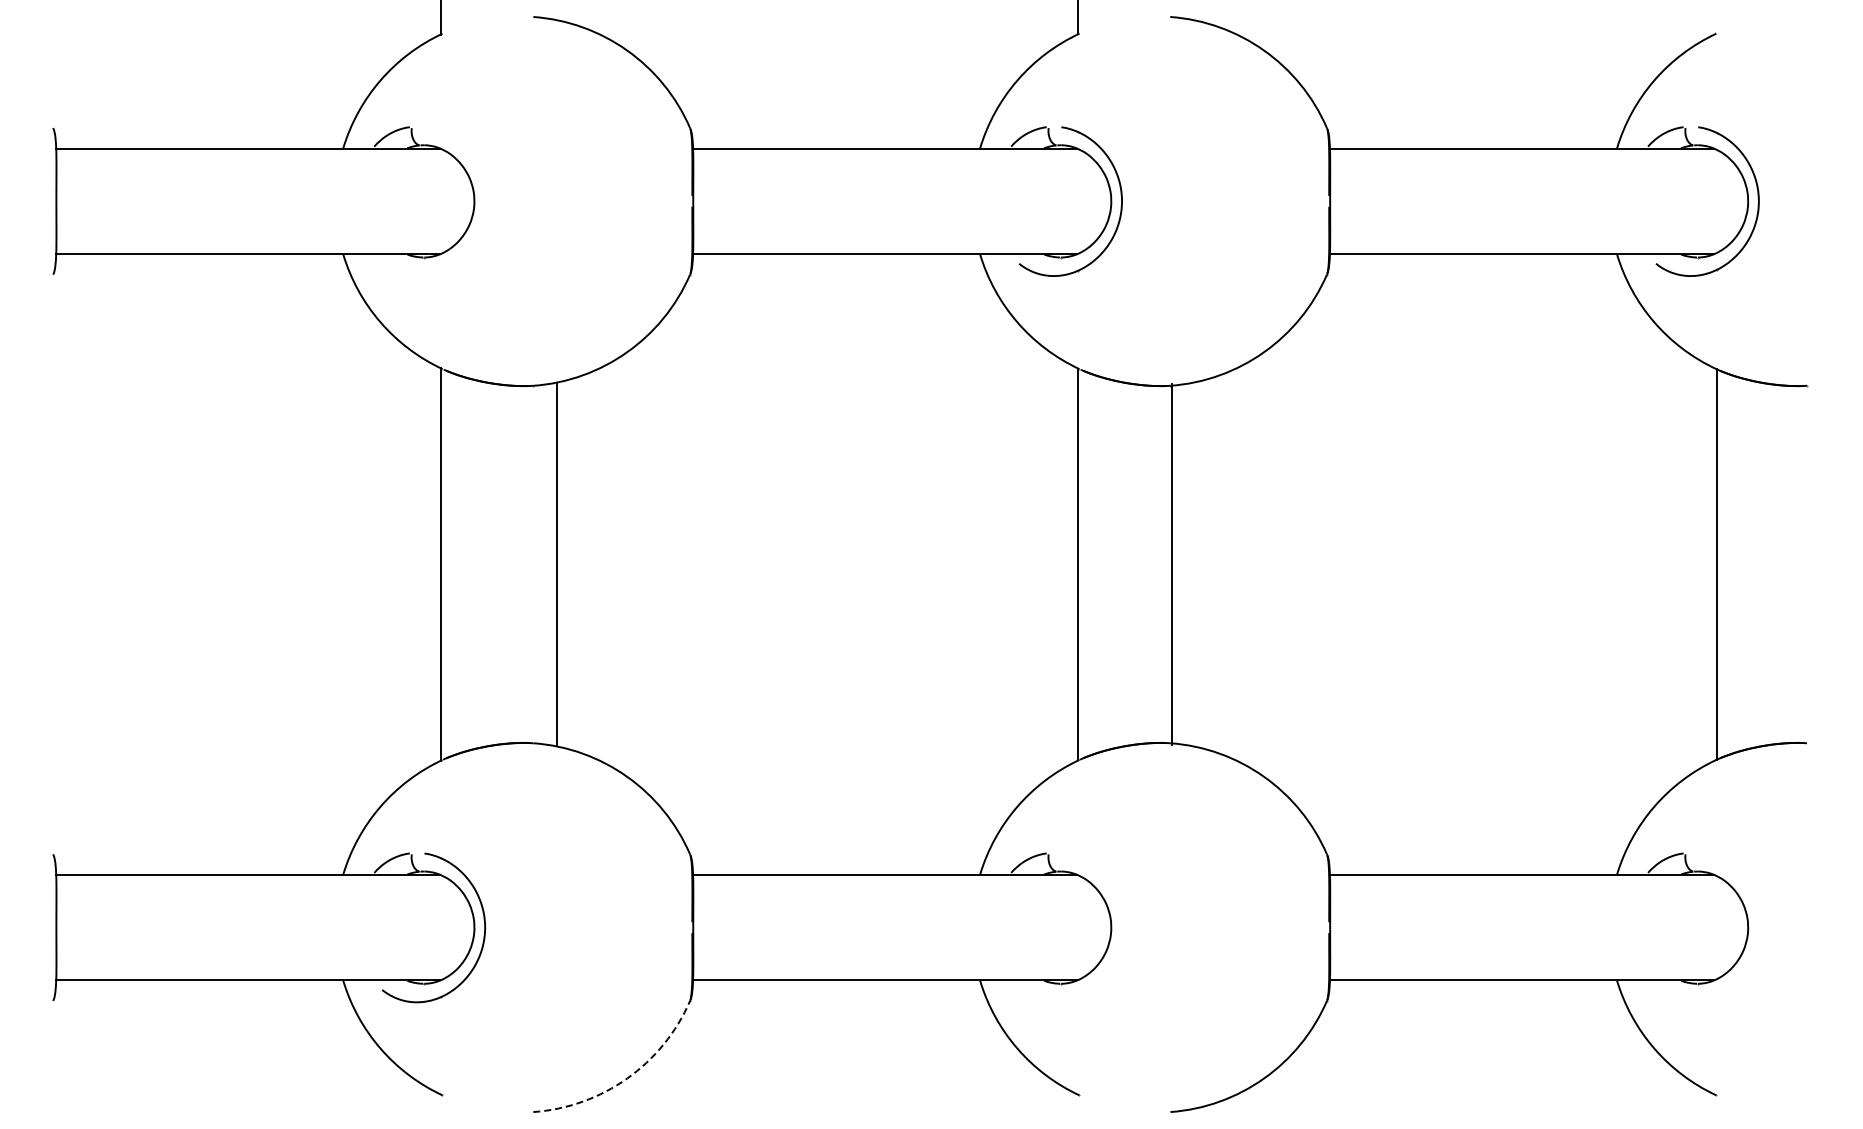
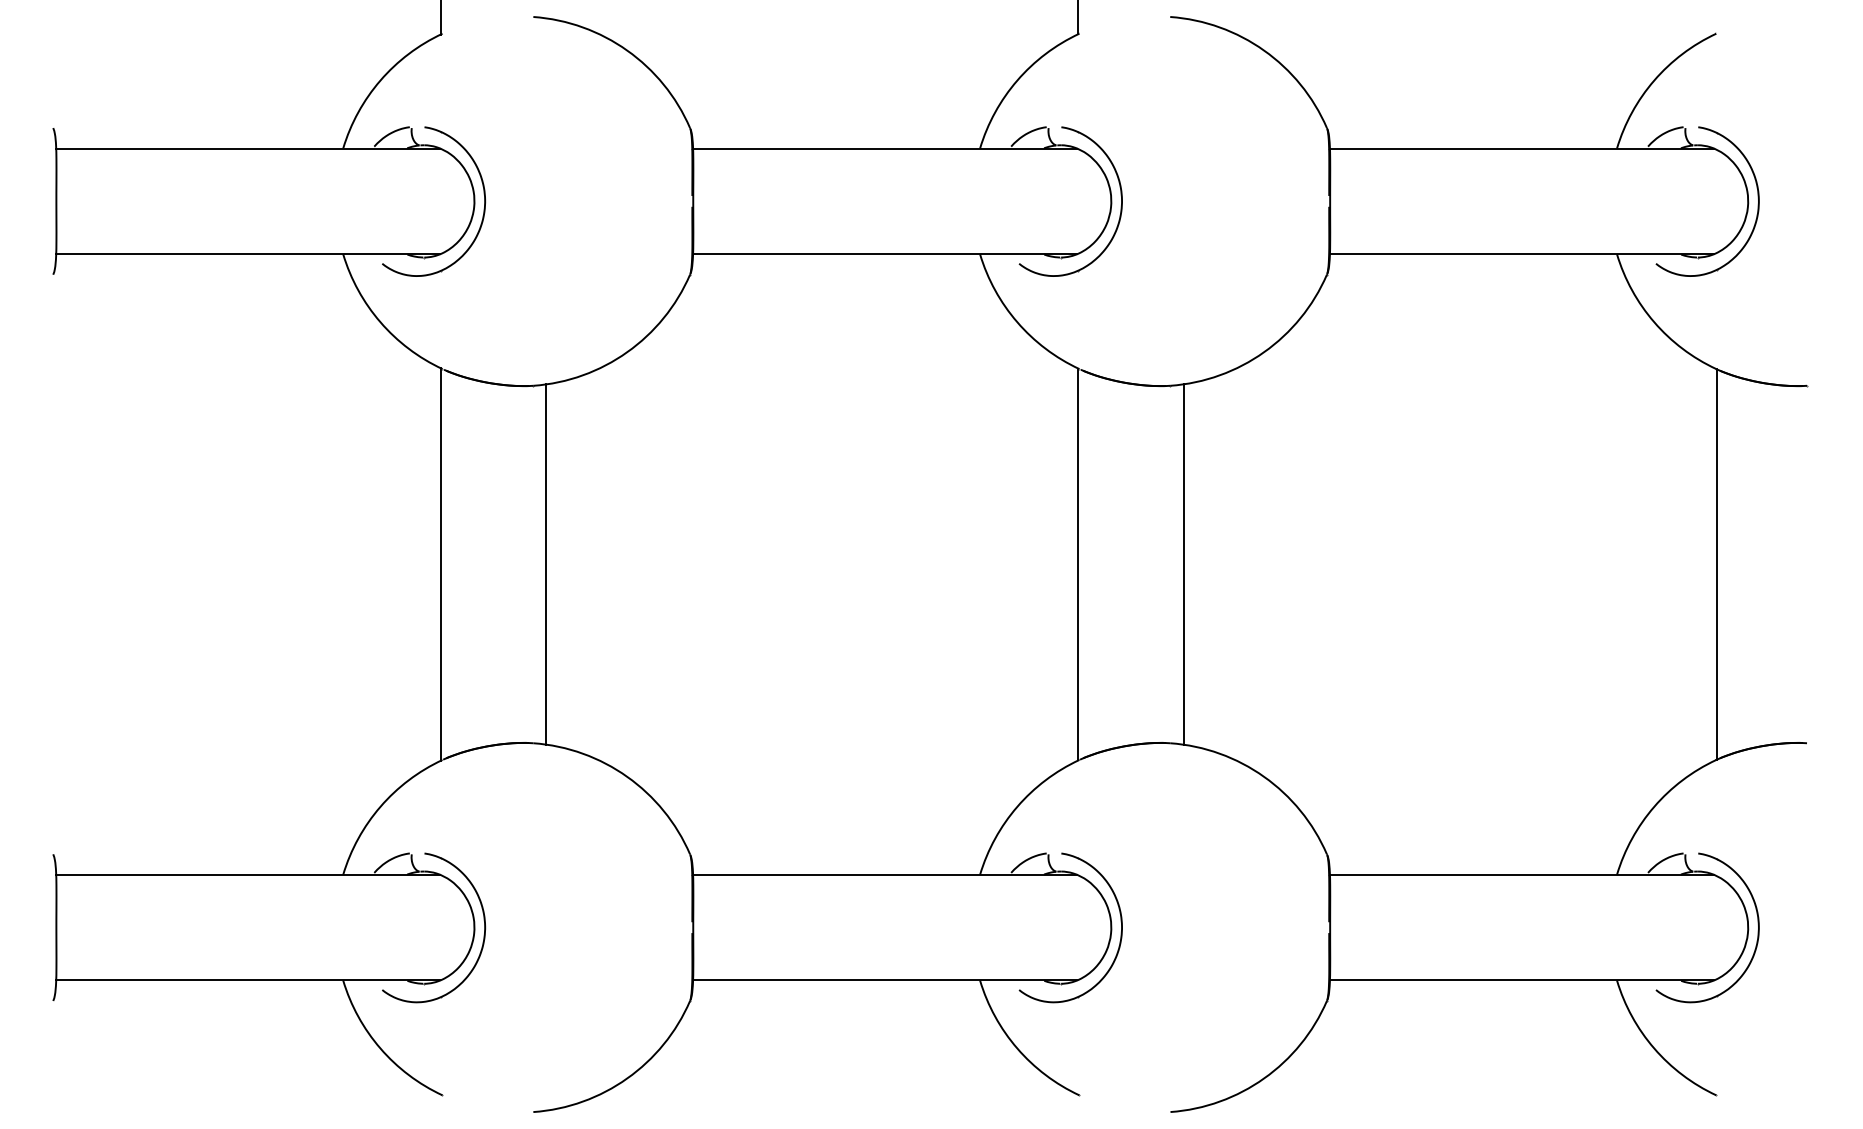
part: none -> present (483, 194)
line position: (557, 564) -> (546, 564) (546, 564)
line position: (1171, 564) -> (1183, 564) (1183, 564)
part: none -> present (1757, 924)
part: none -> present (1120, 932)
arc: dashed -> solid (627, 1078)
